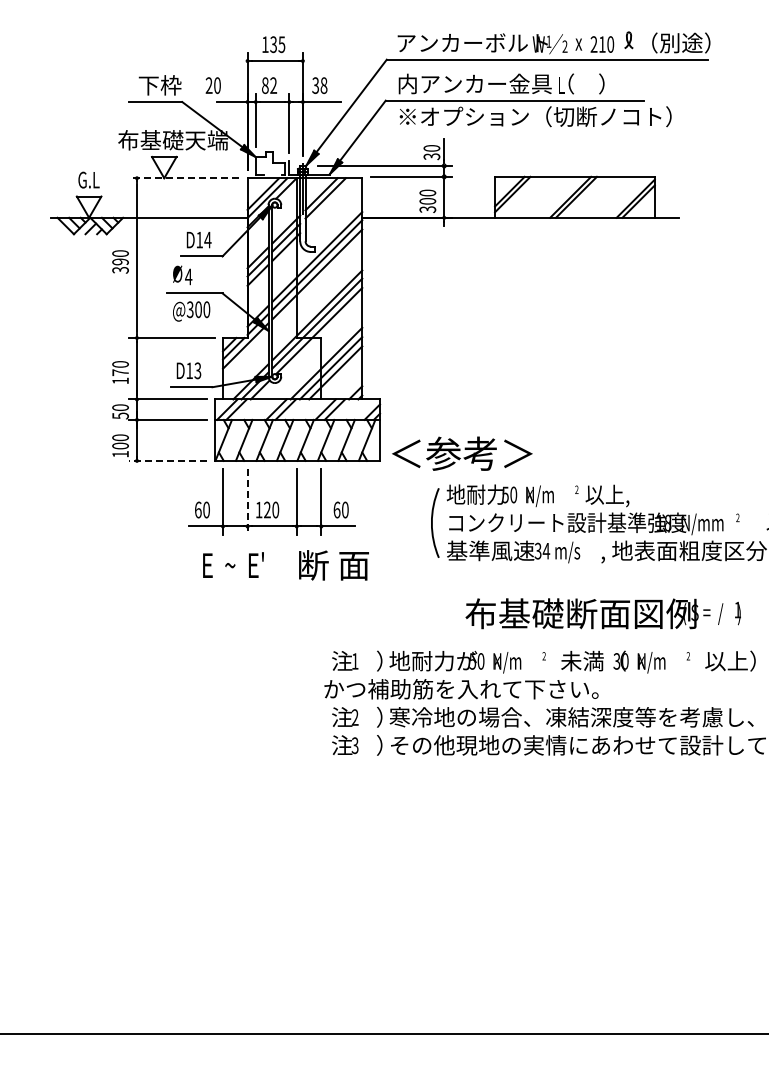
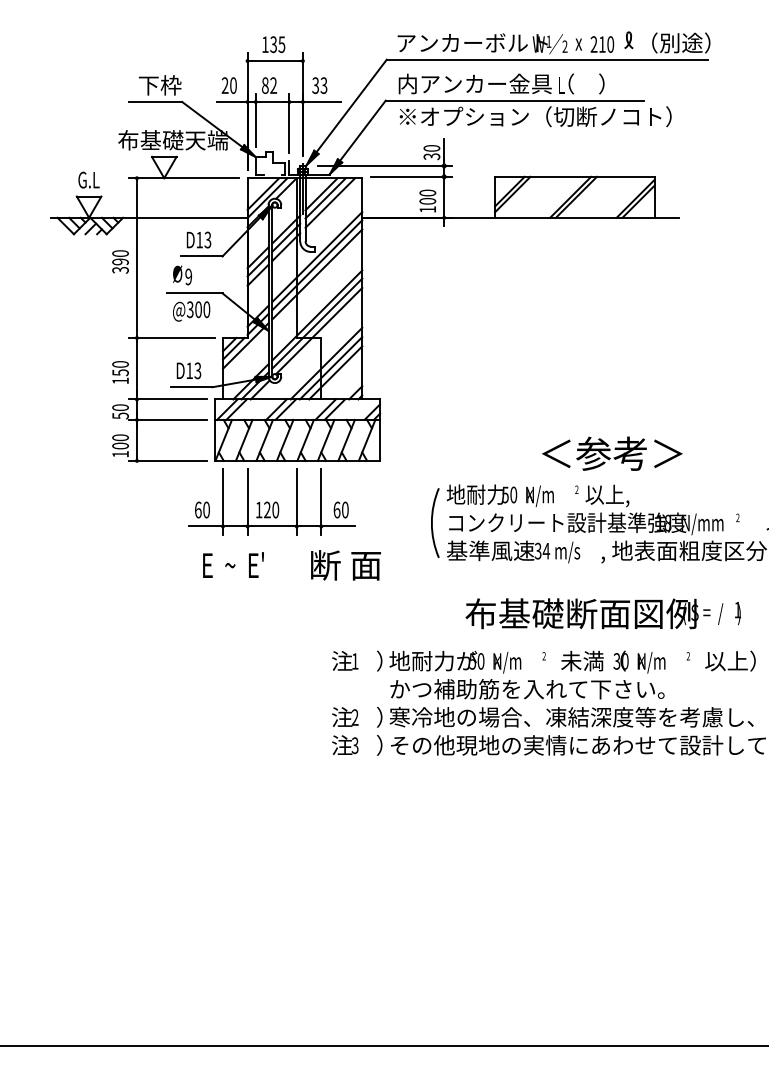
text position: (212, 85) -> (228, 85) (228, 85)
text: 38 -> 33 (323, 85)
line: dashed -> solid (183, 178)
line: none -> present (330, 202)
text: 300 -> 100 (427, 209)
text: D14 -> D13 (207, 239)
text: 4 -> 9 (188, 276)
text: 170 -> 150 (120, 372)
text position: (462, 453) -> (612, 453) (612, 453)
line: dashed -> solid (167, 460)
line: dashed -> solid (247, 501)
text position: (333, 565) -> (345, 565) (345, 565)
text position: (461, 689) -> (527, 689) (527, 689)
line position: (383, 1033) -> (383, 1045) (383, 1045)
